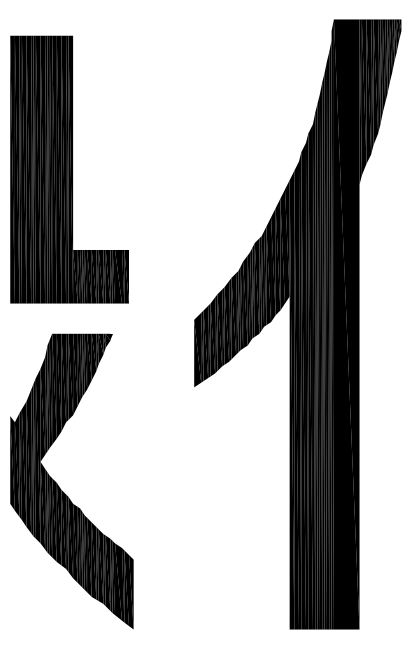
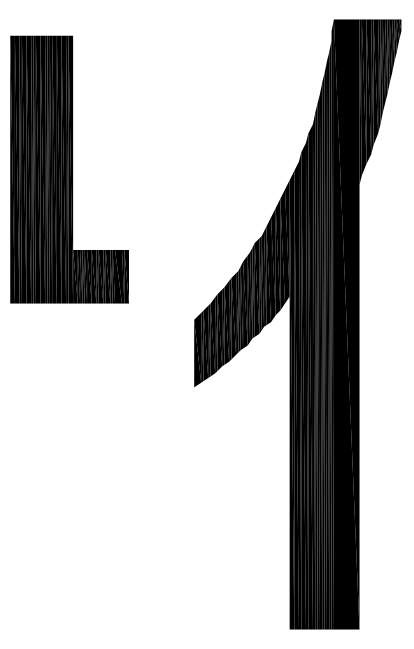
part: present -> none (62, 490)
